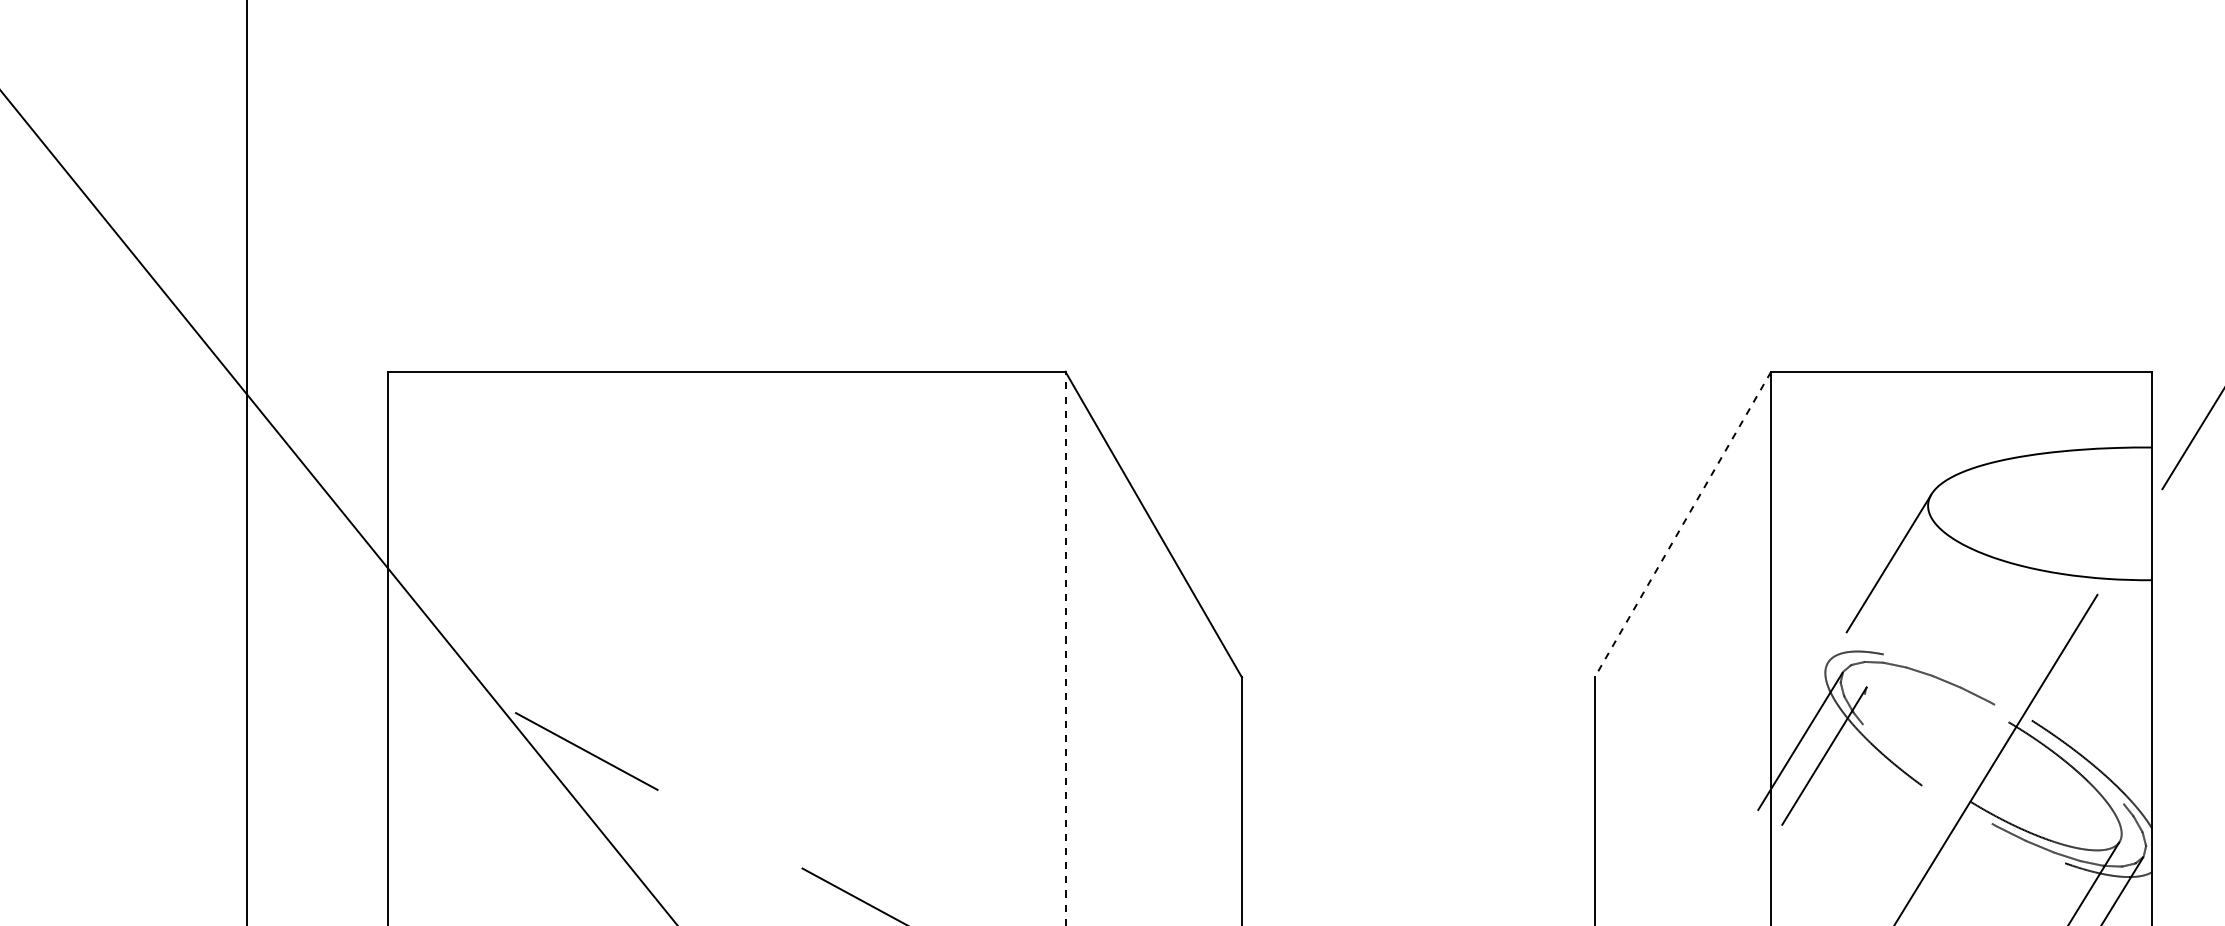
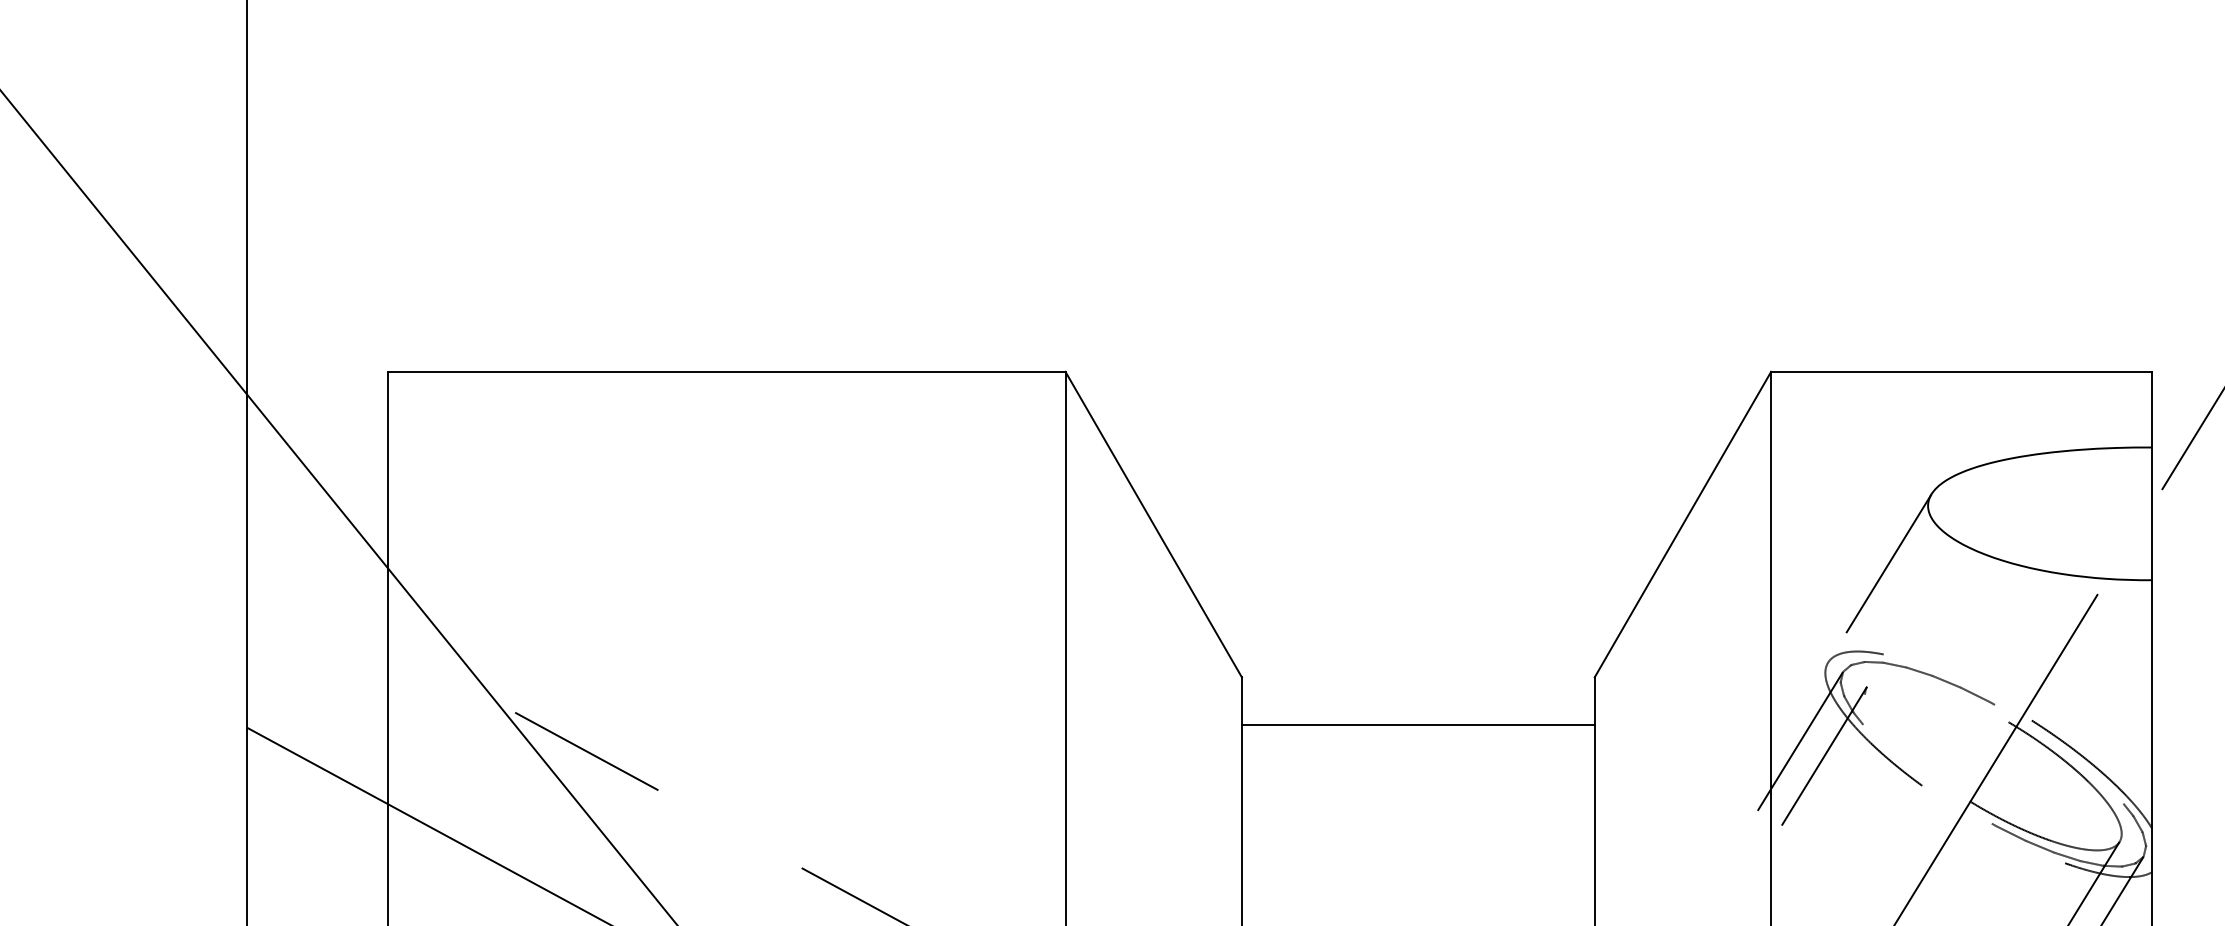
line: dashed -> solid (1682, 525)
line: dashed -> solid (1065, 648)
line: none -> present (1417, 724)
line: none -> present (426, 824)
